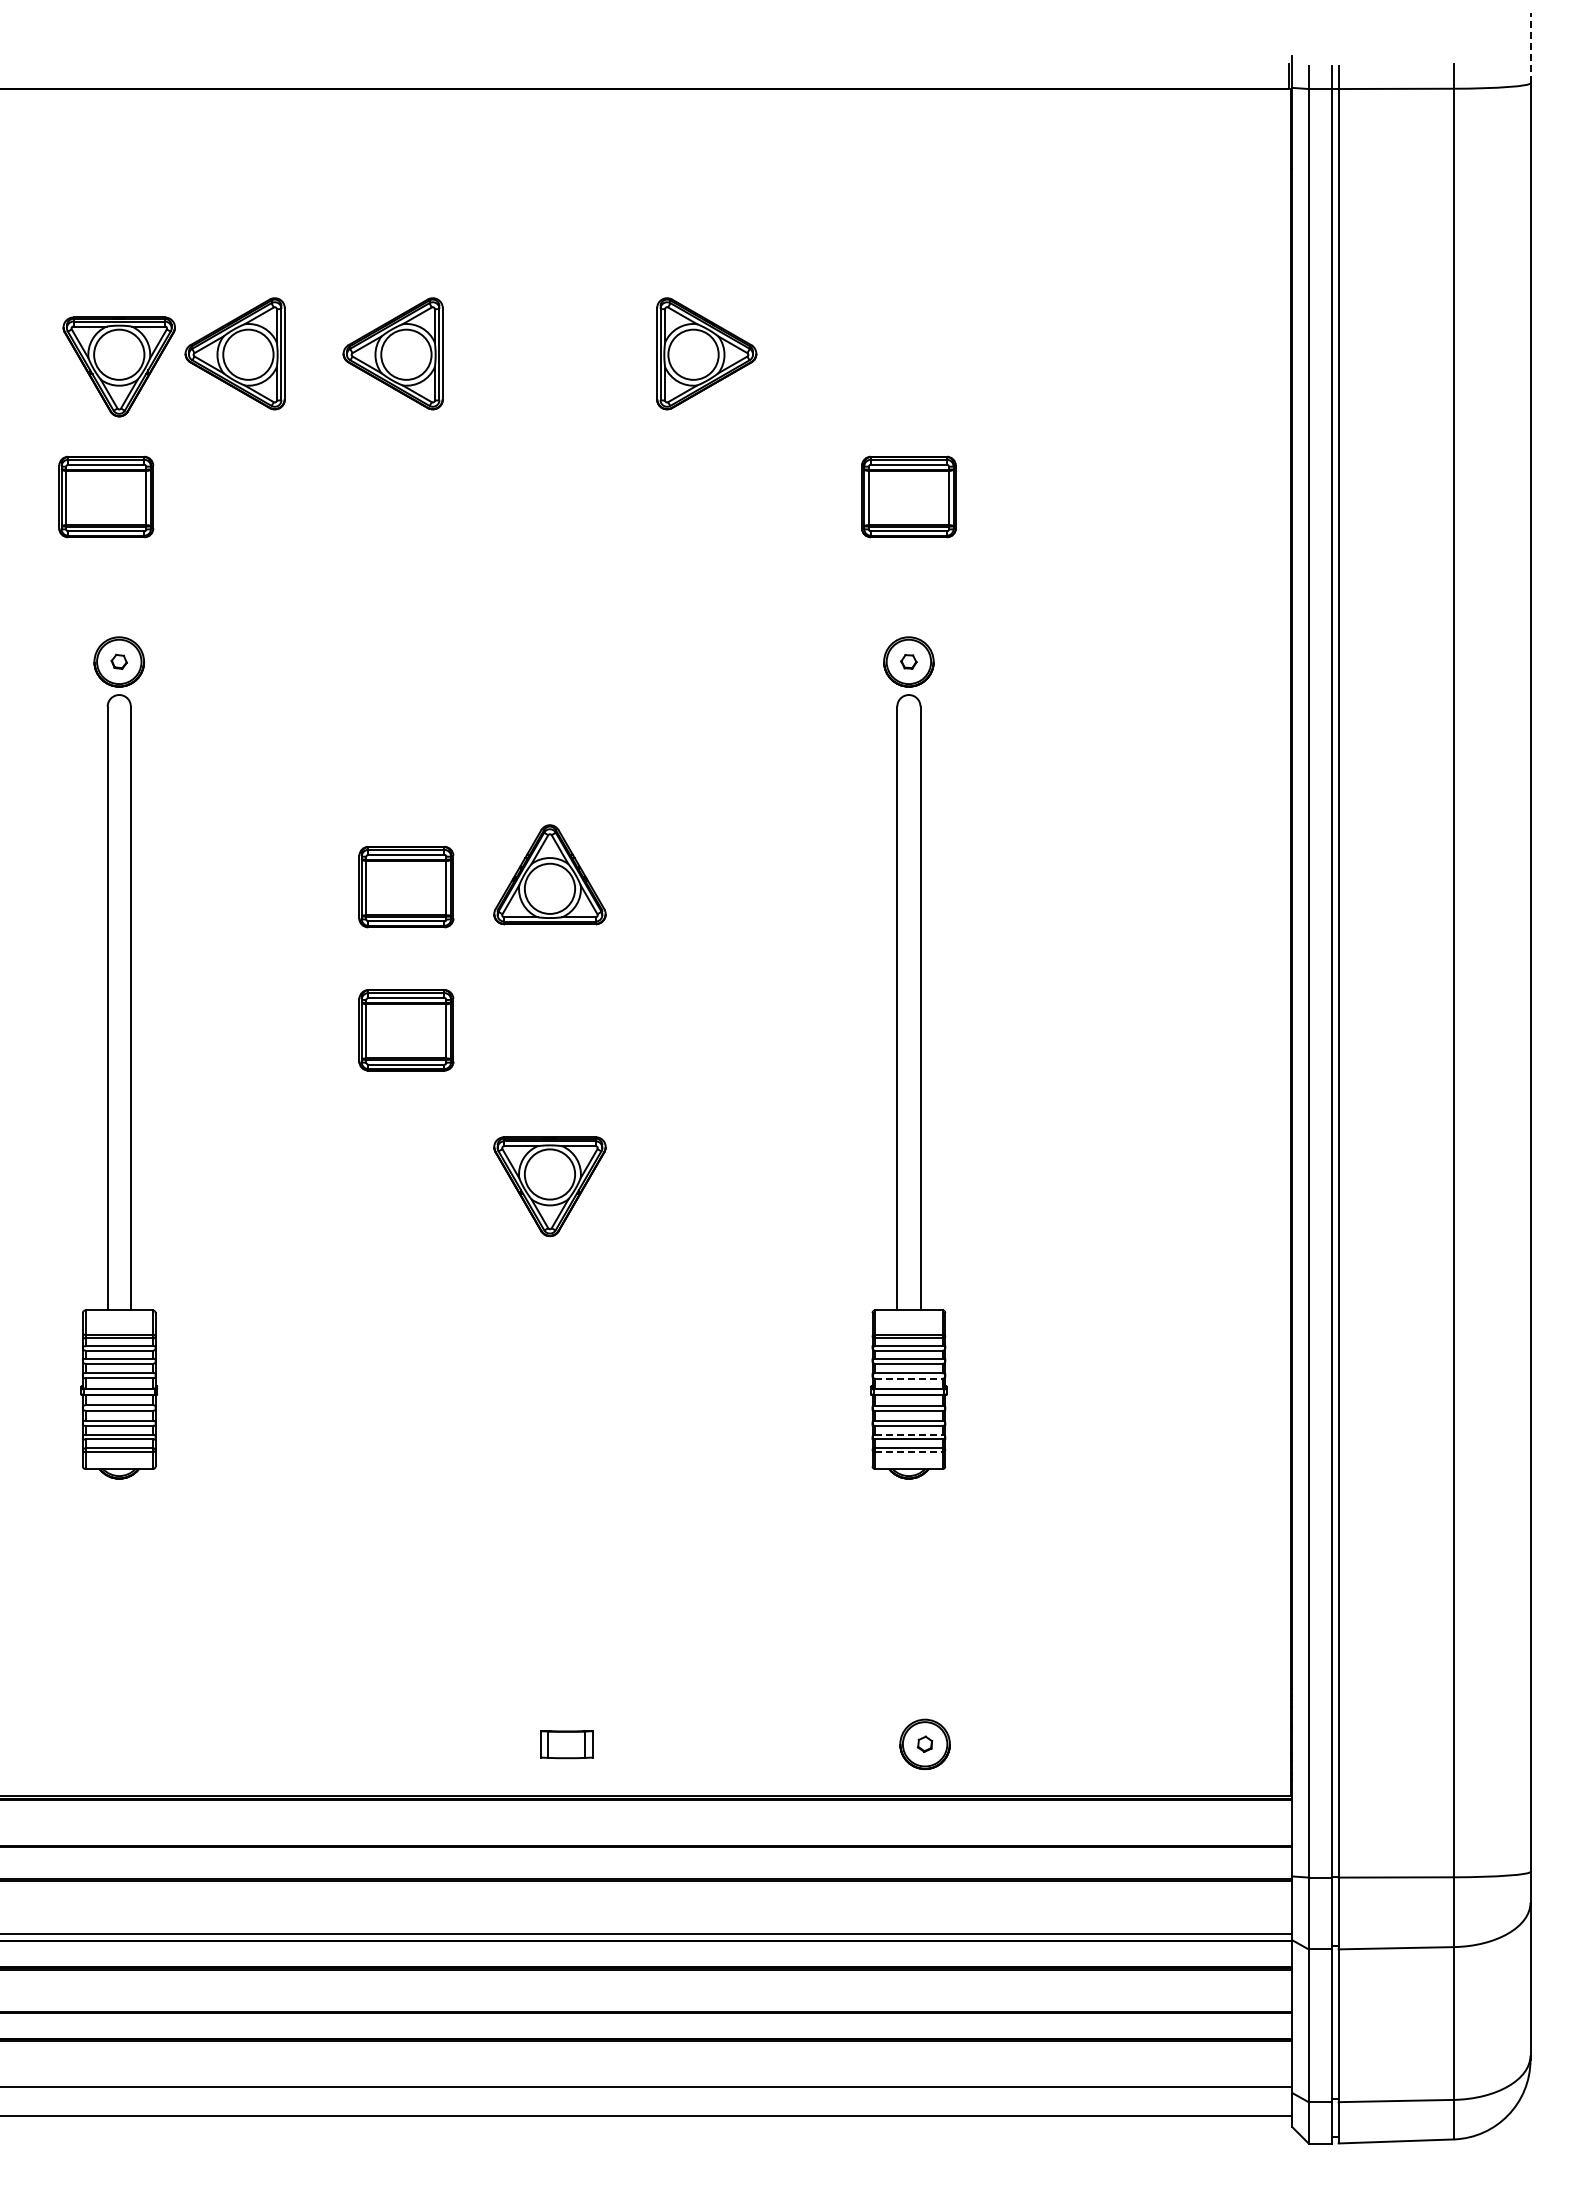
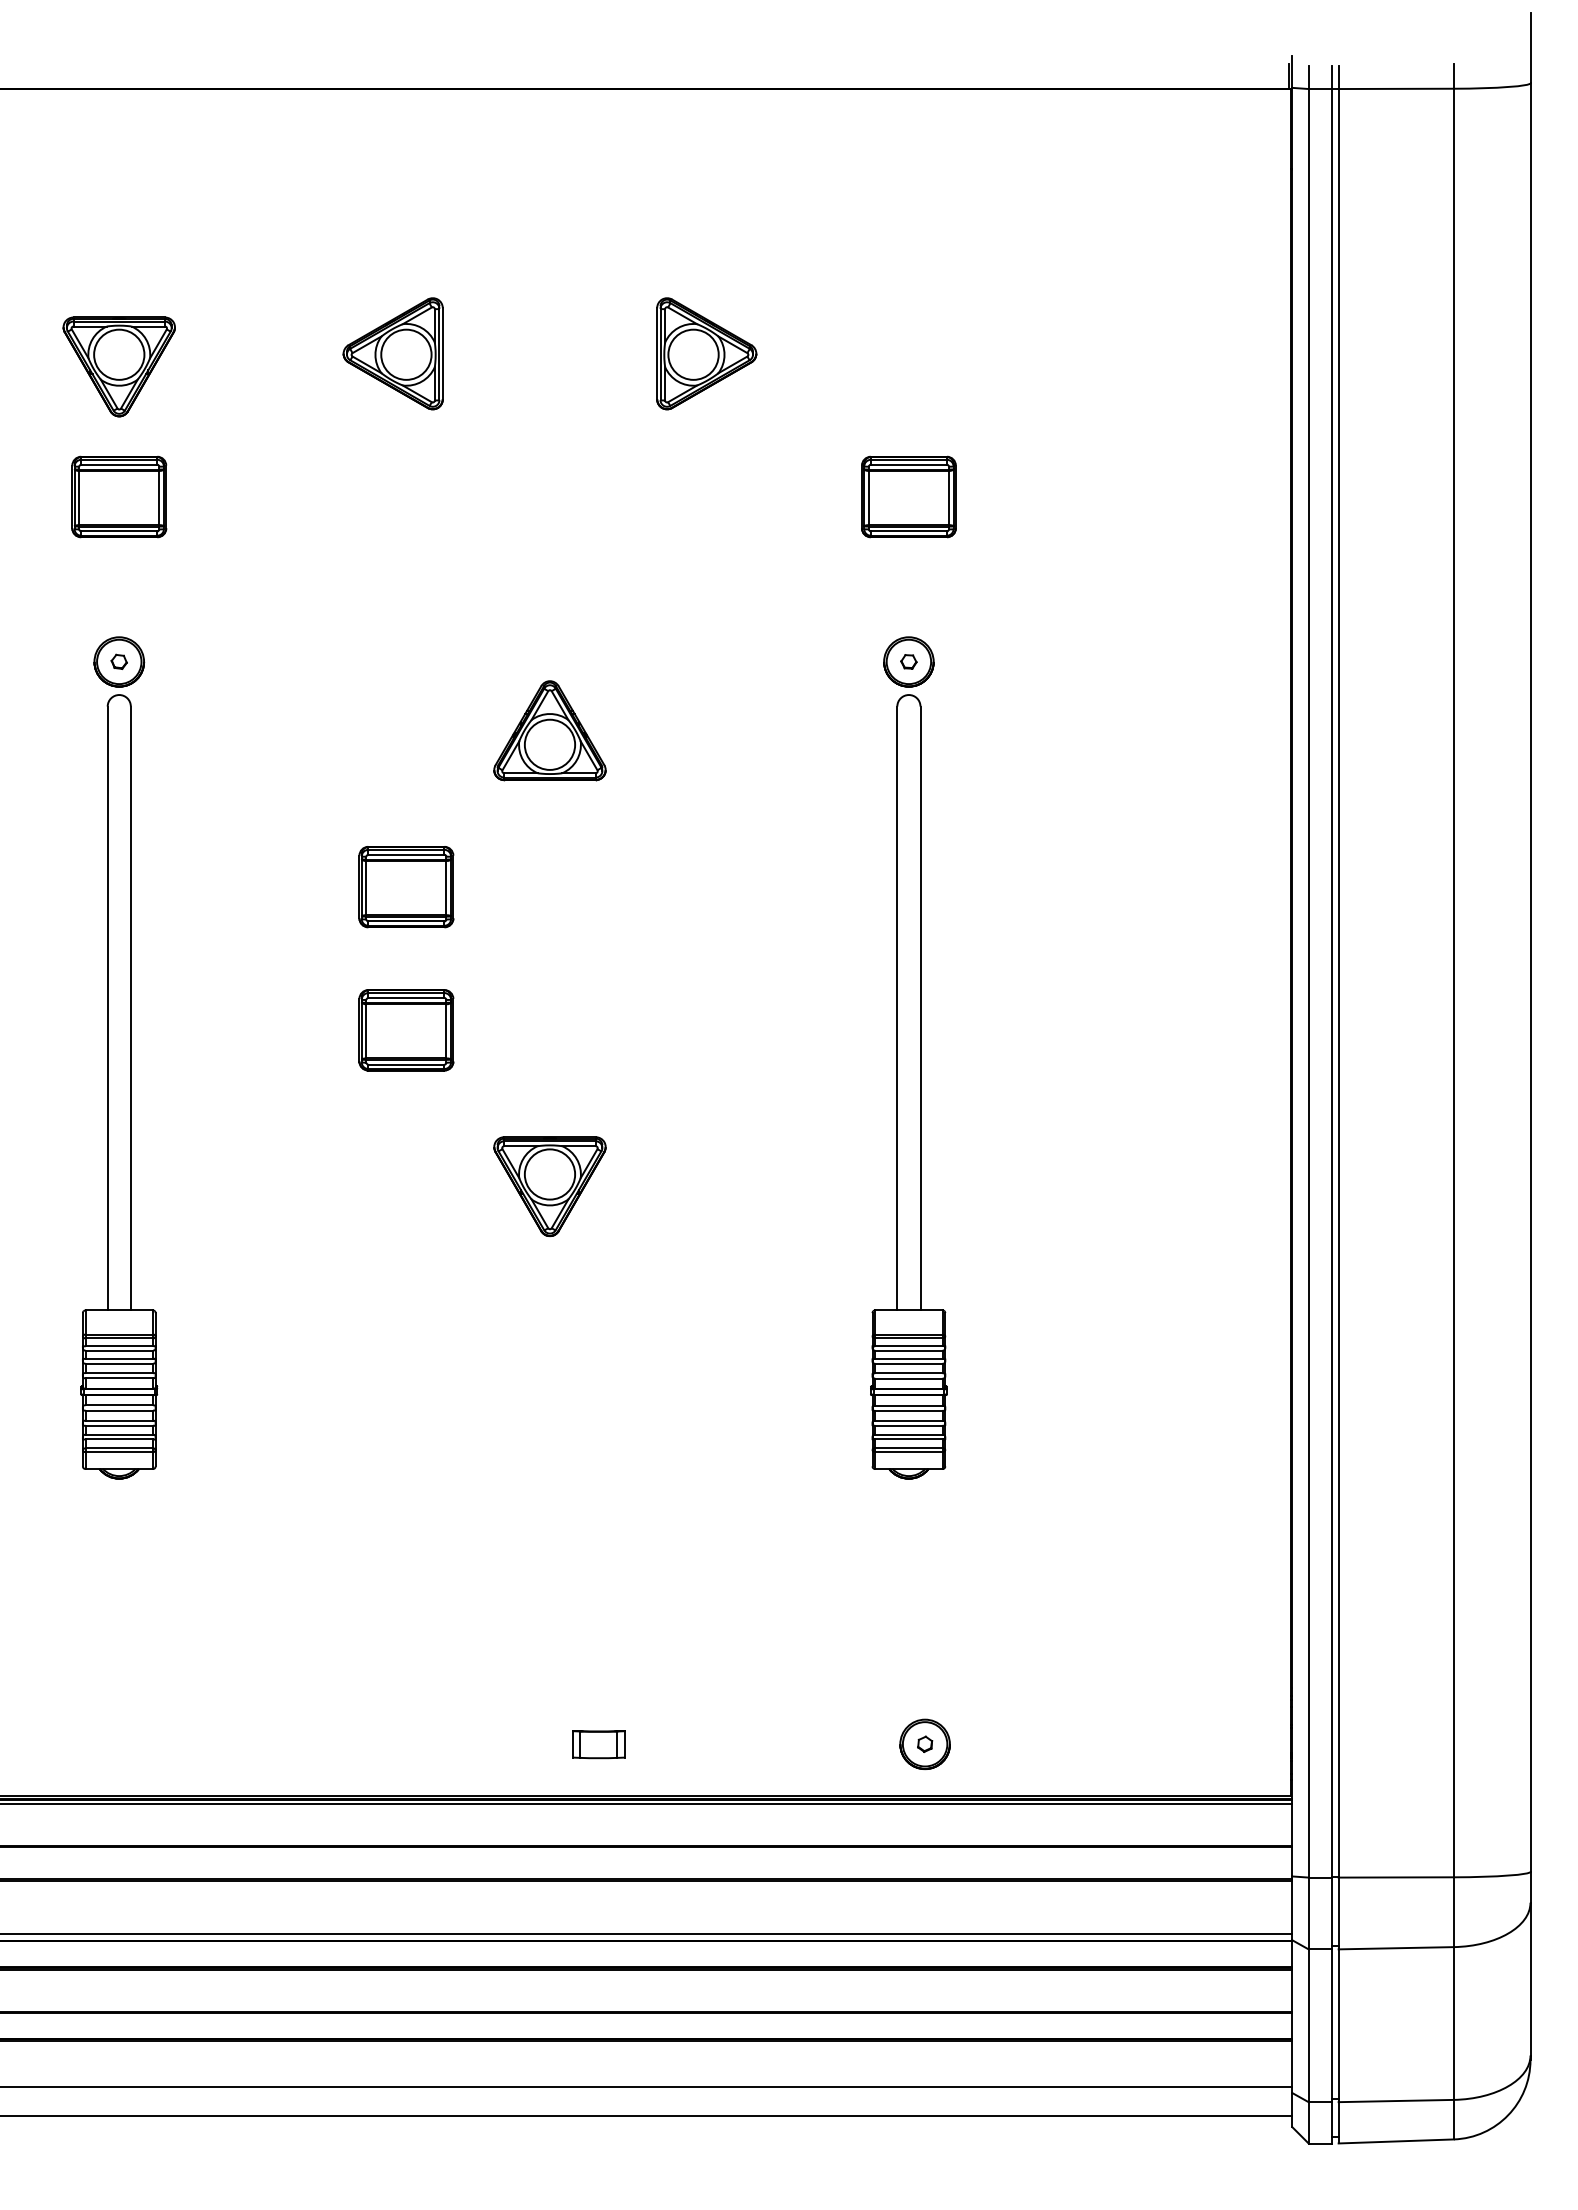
line: dashed -> solid (1530, 47)
part: present -> none (234, 353)
part position: (106, 496) -> (119, 496) (119, 496)
part position: (549, 874) -> (549, 730) (549, 730)
line: dashed -> solid (908, 1378)
line: dashed -> solid (908, 1434)
line: dashed -> solid (908, 1452)
part position: (566, 1744) -> (598, 1744) (598, 1744)
line: none -> present (647, 1803)
